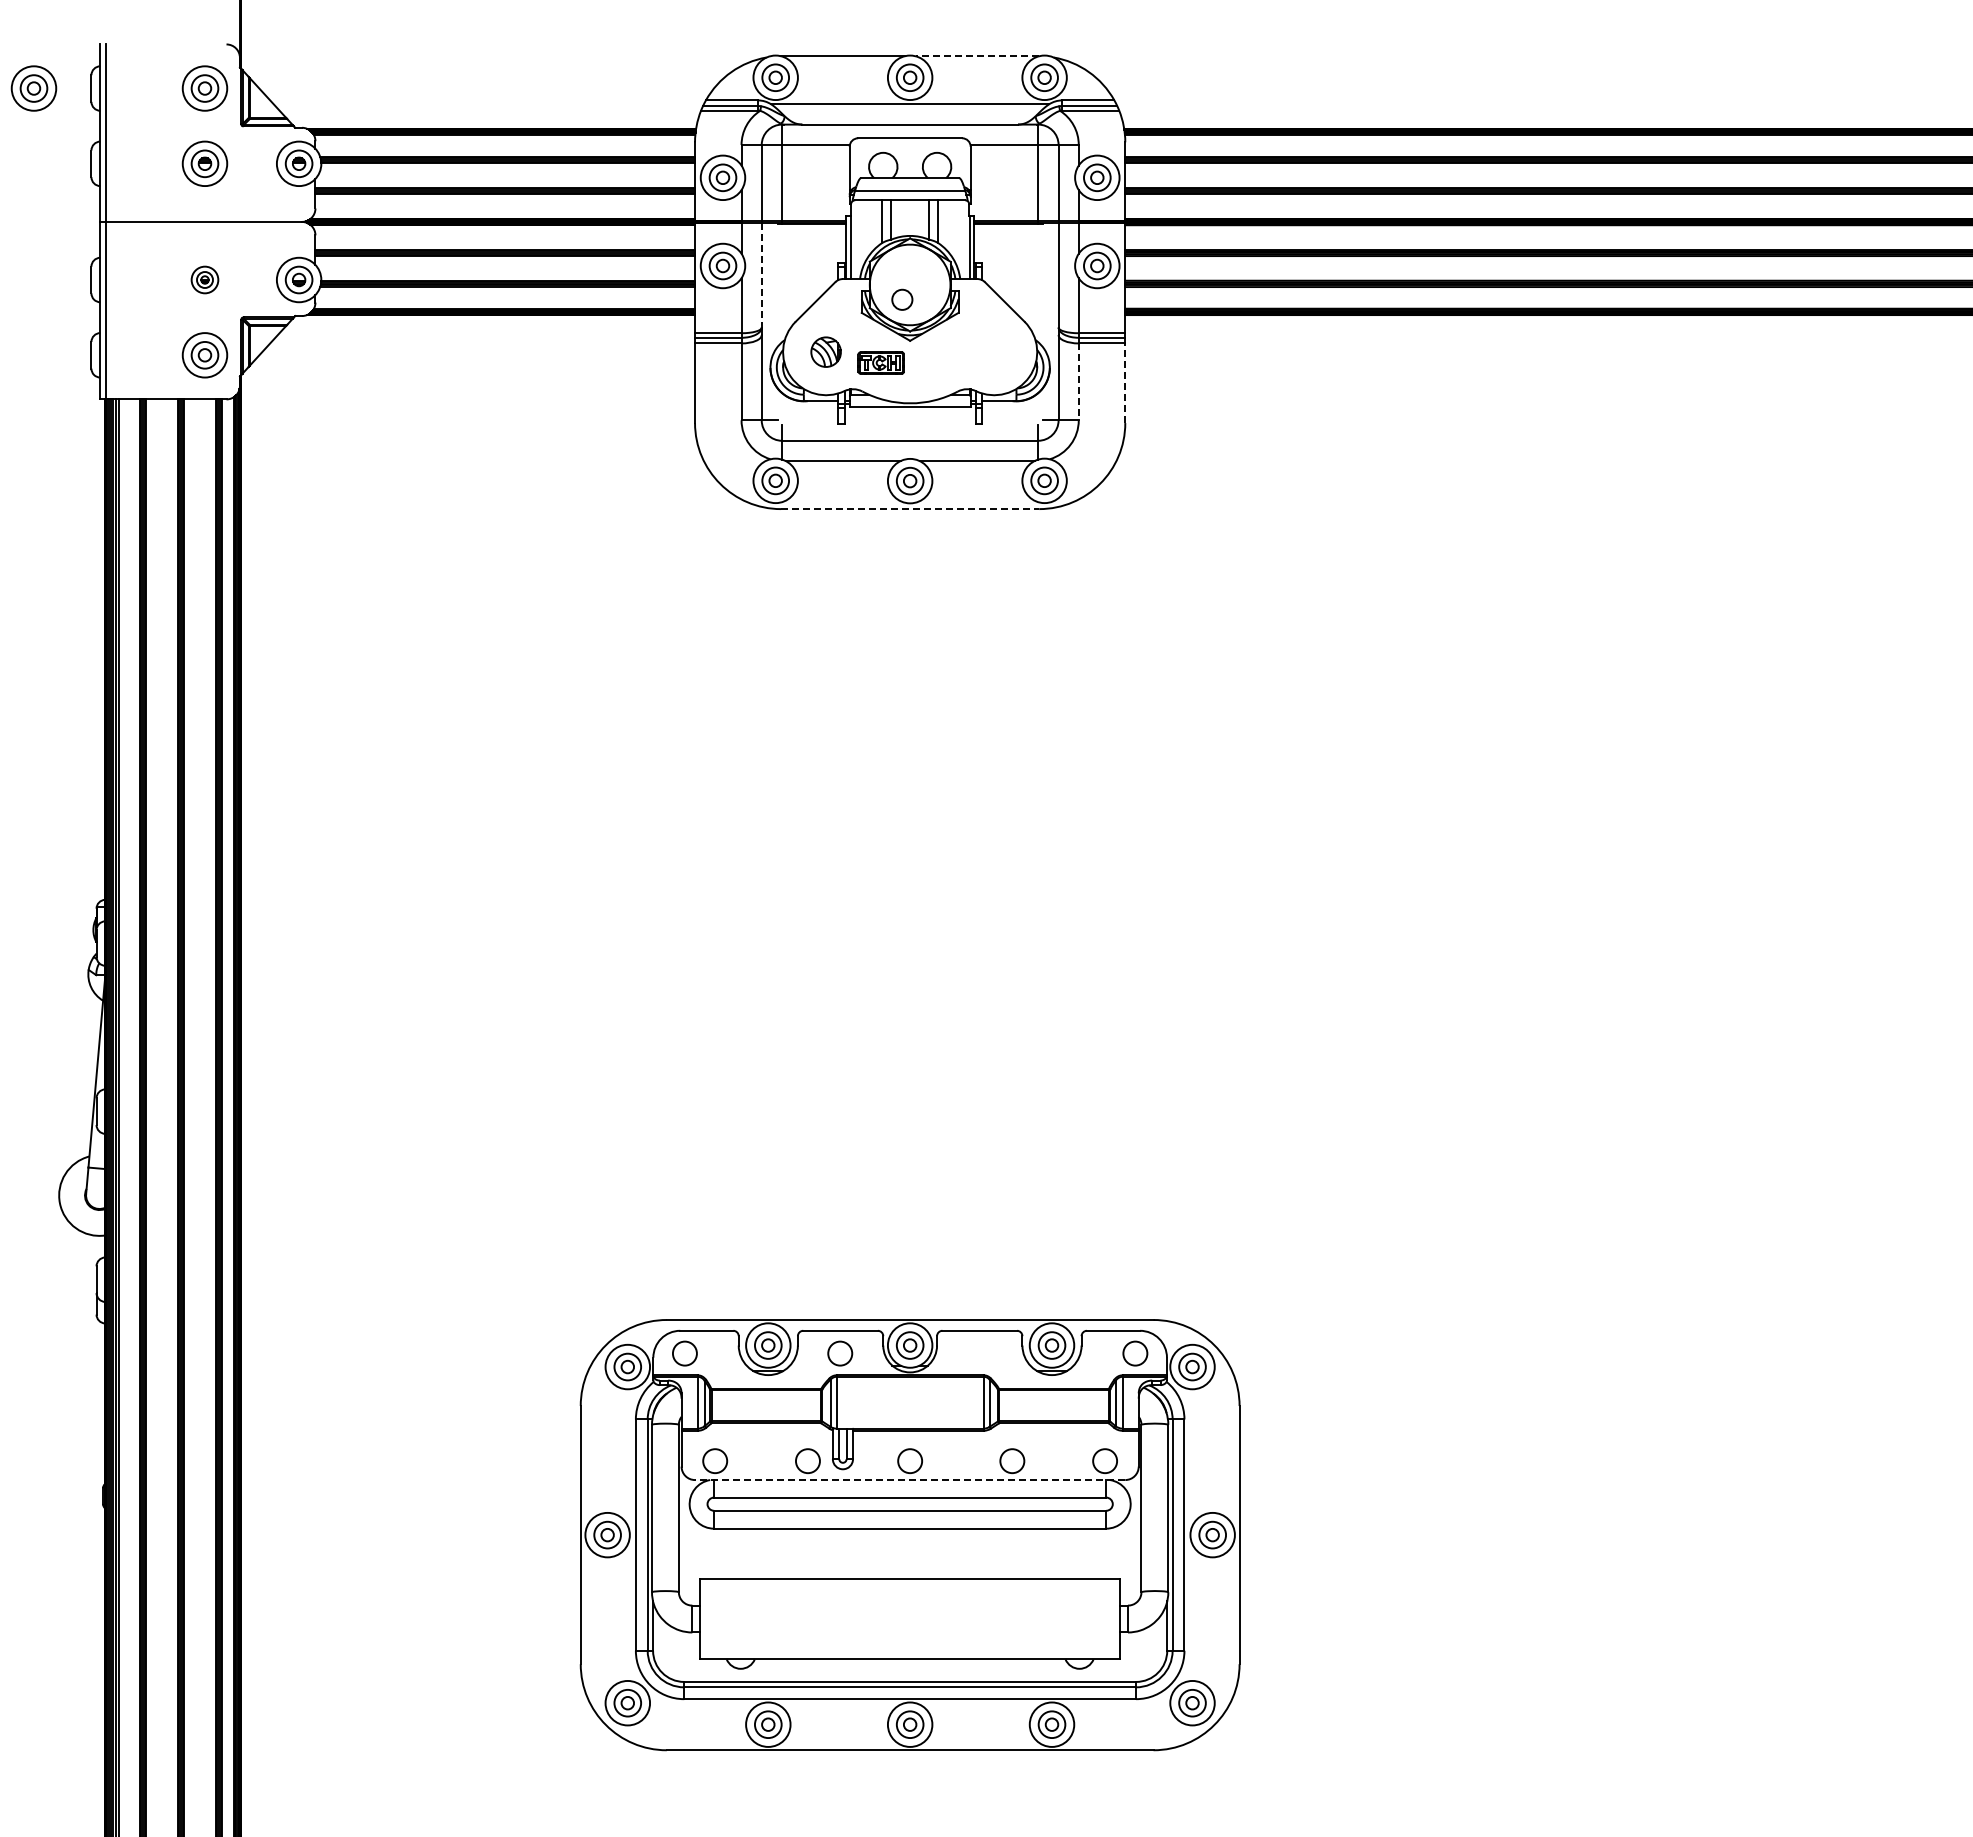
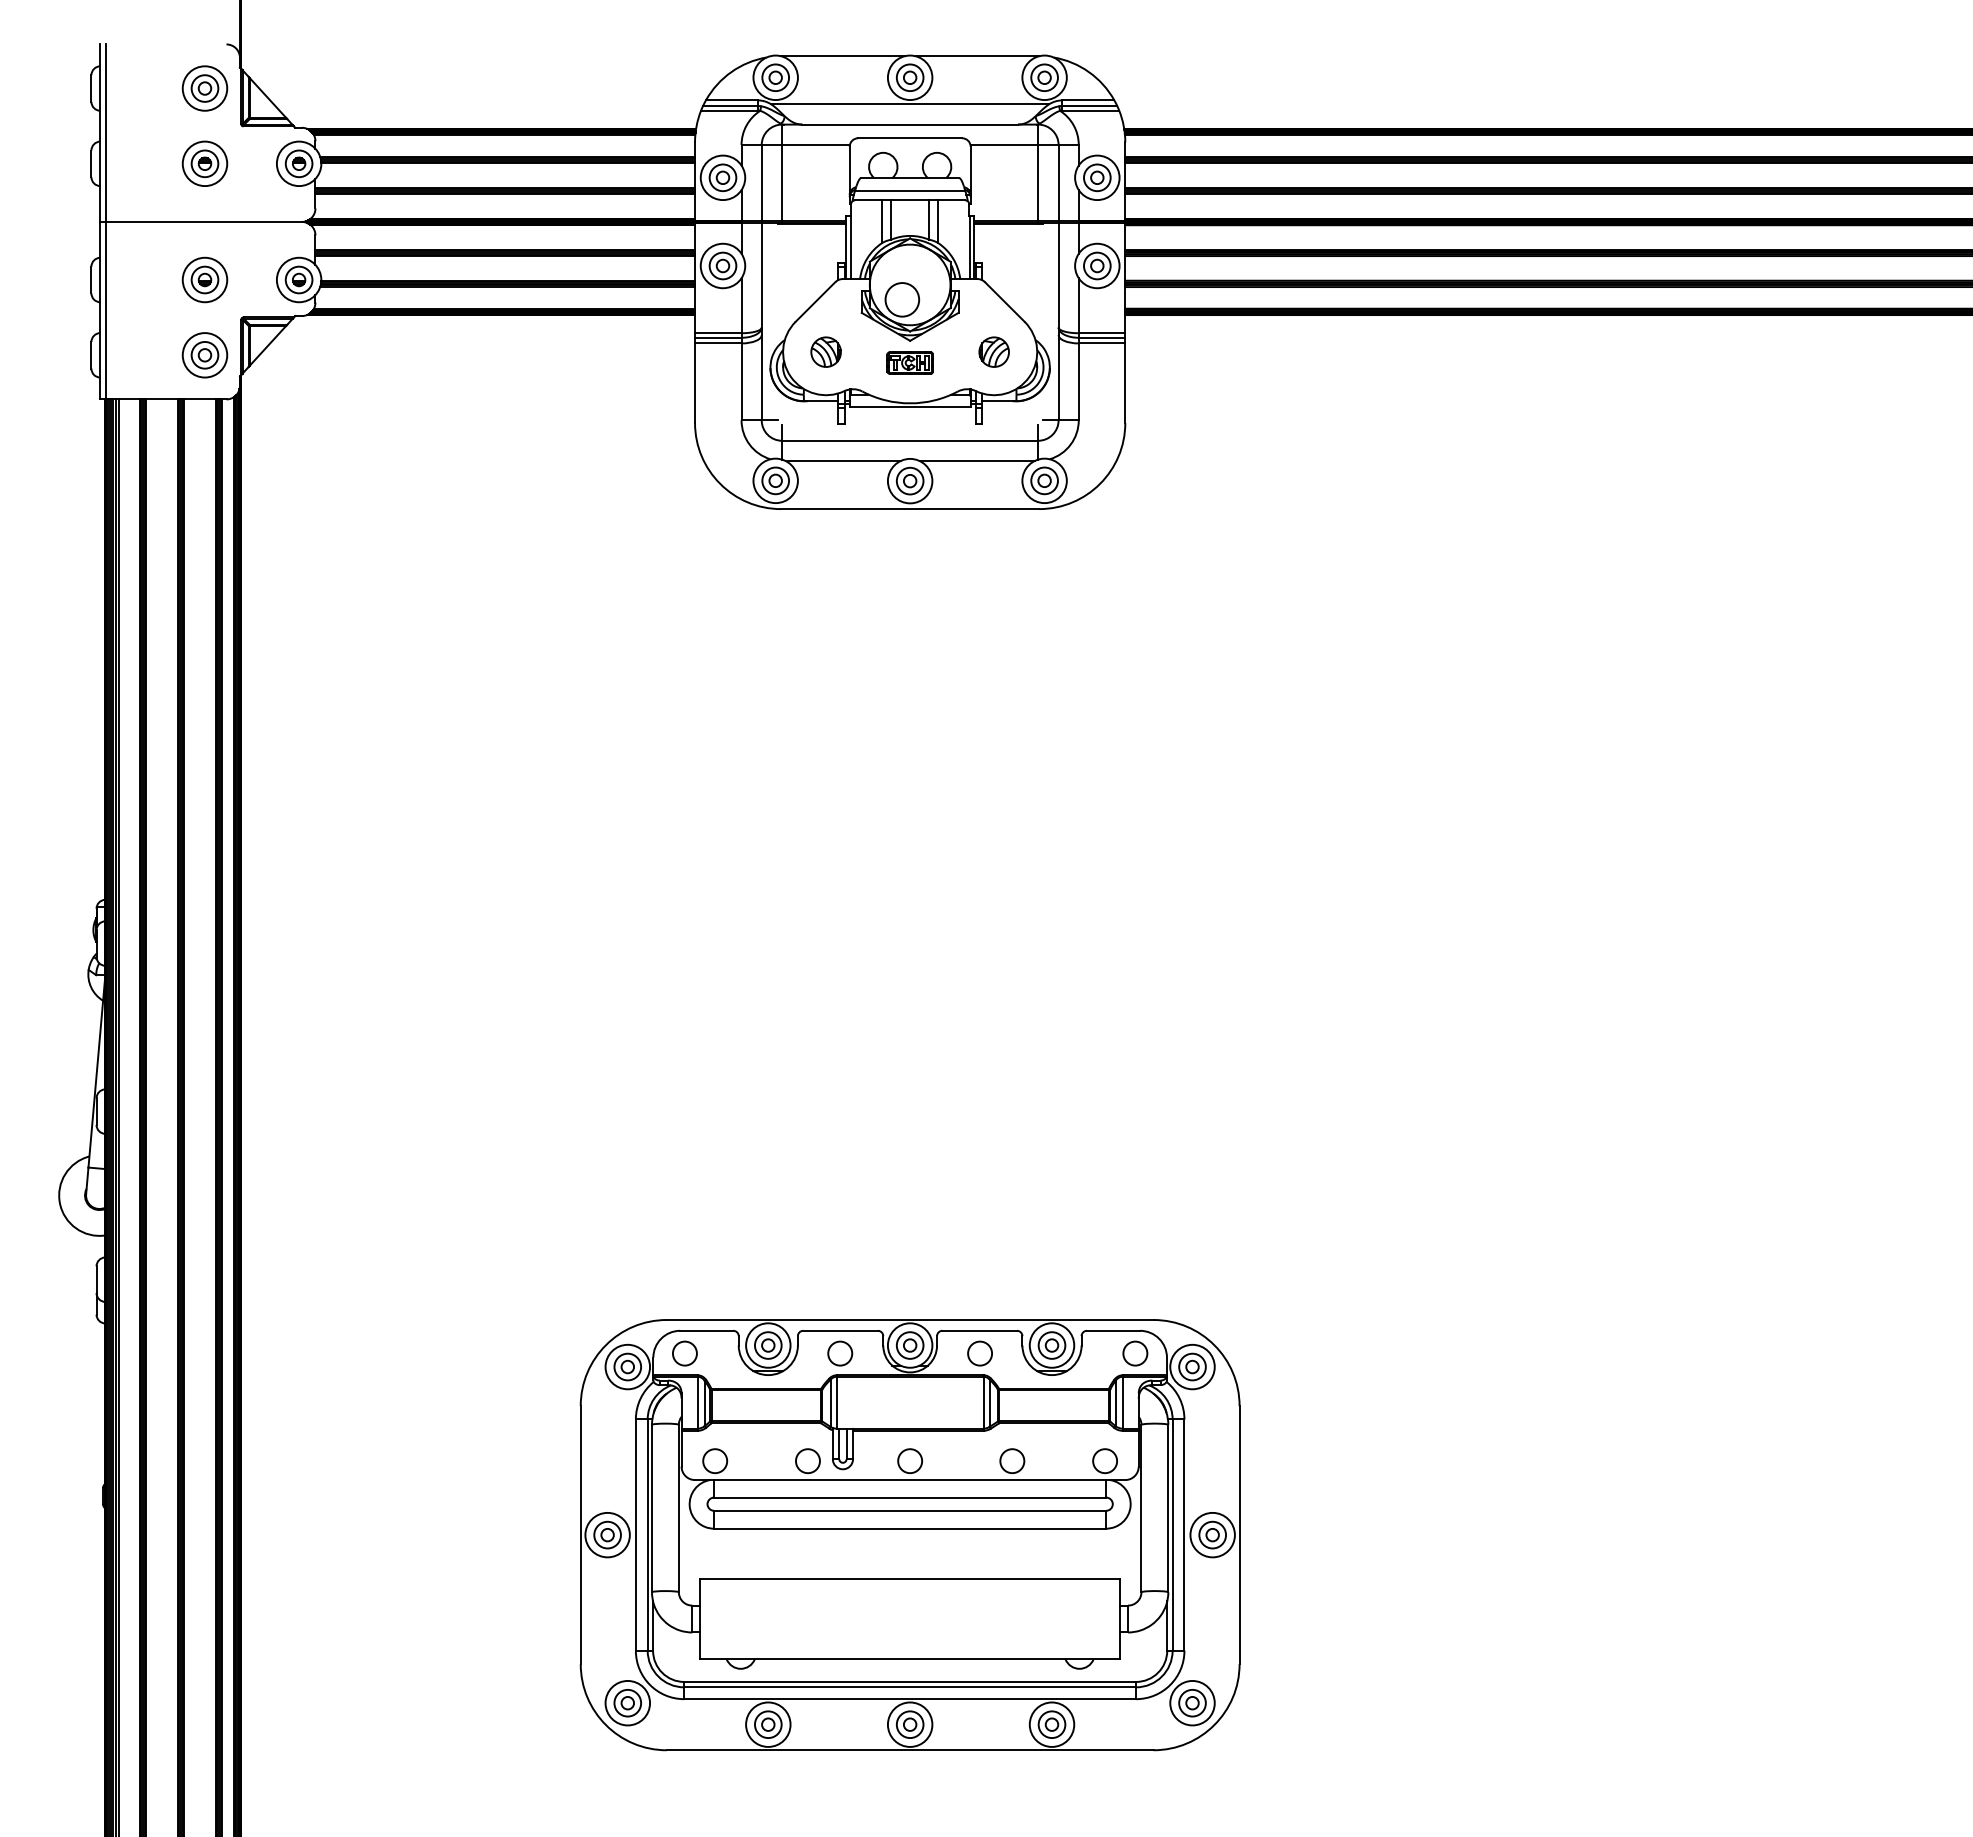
line: dashed -> solid (977, 56)
part: present -> none (33, 88)
line: dashed -> solid (761, 275)
part size: 30x30 px -> 48x48 px (204, 279)
circle diameter: 20 px -> 34 px (902, 299)
part: none -> present (993, 351)
part position: (880, 362) -> (909, 362) (909, 362)
line: dashed -> solid (1078, 382)
line: dashed -> solid (1125, 383)
line: dashed -> solid (910, 509)
circle: none -> present (979, 1353)
line: dashed -> solid (909, 1480)
